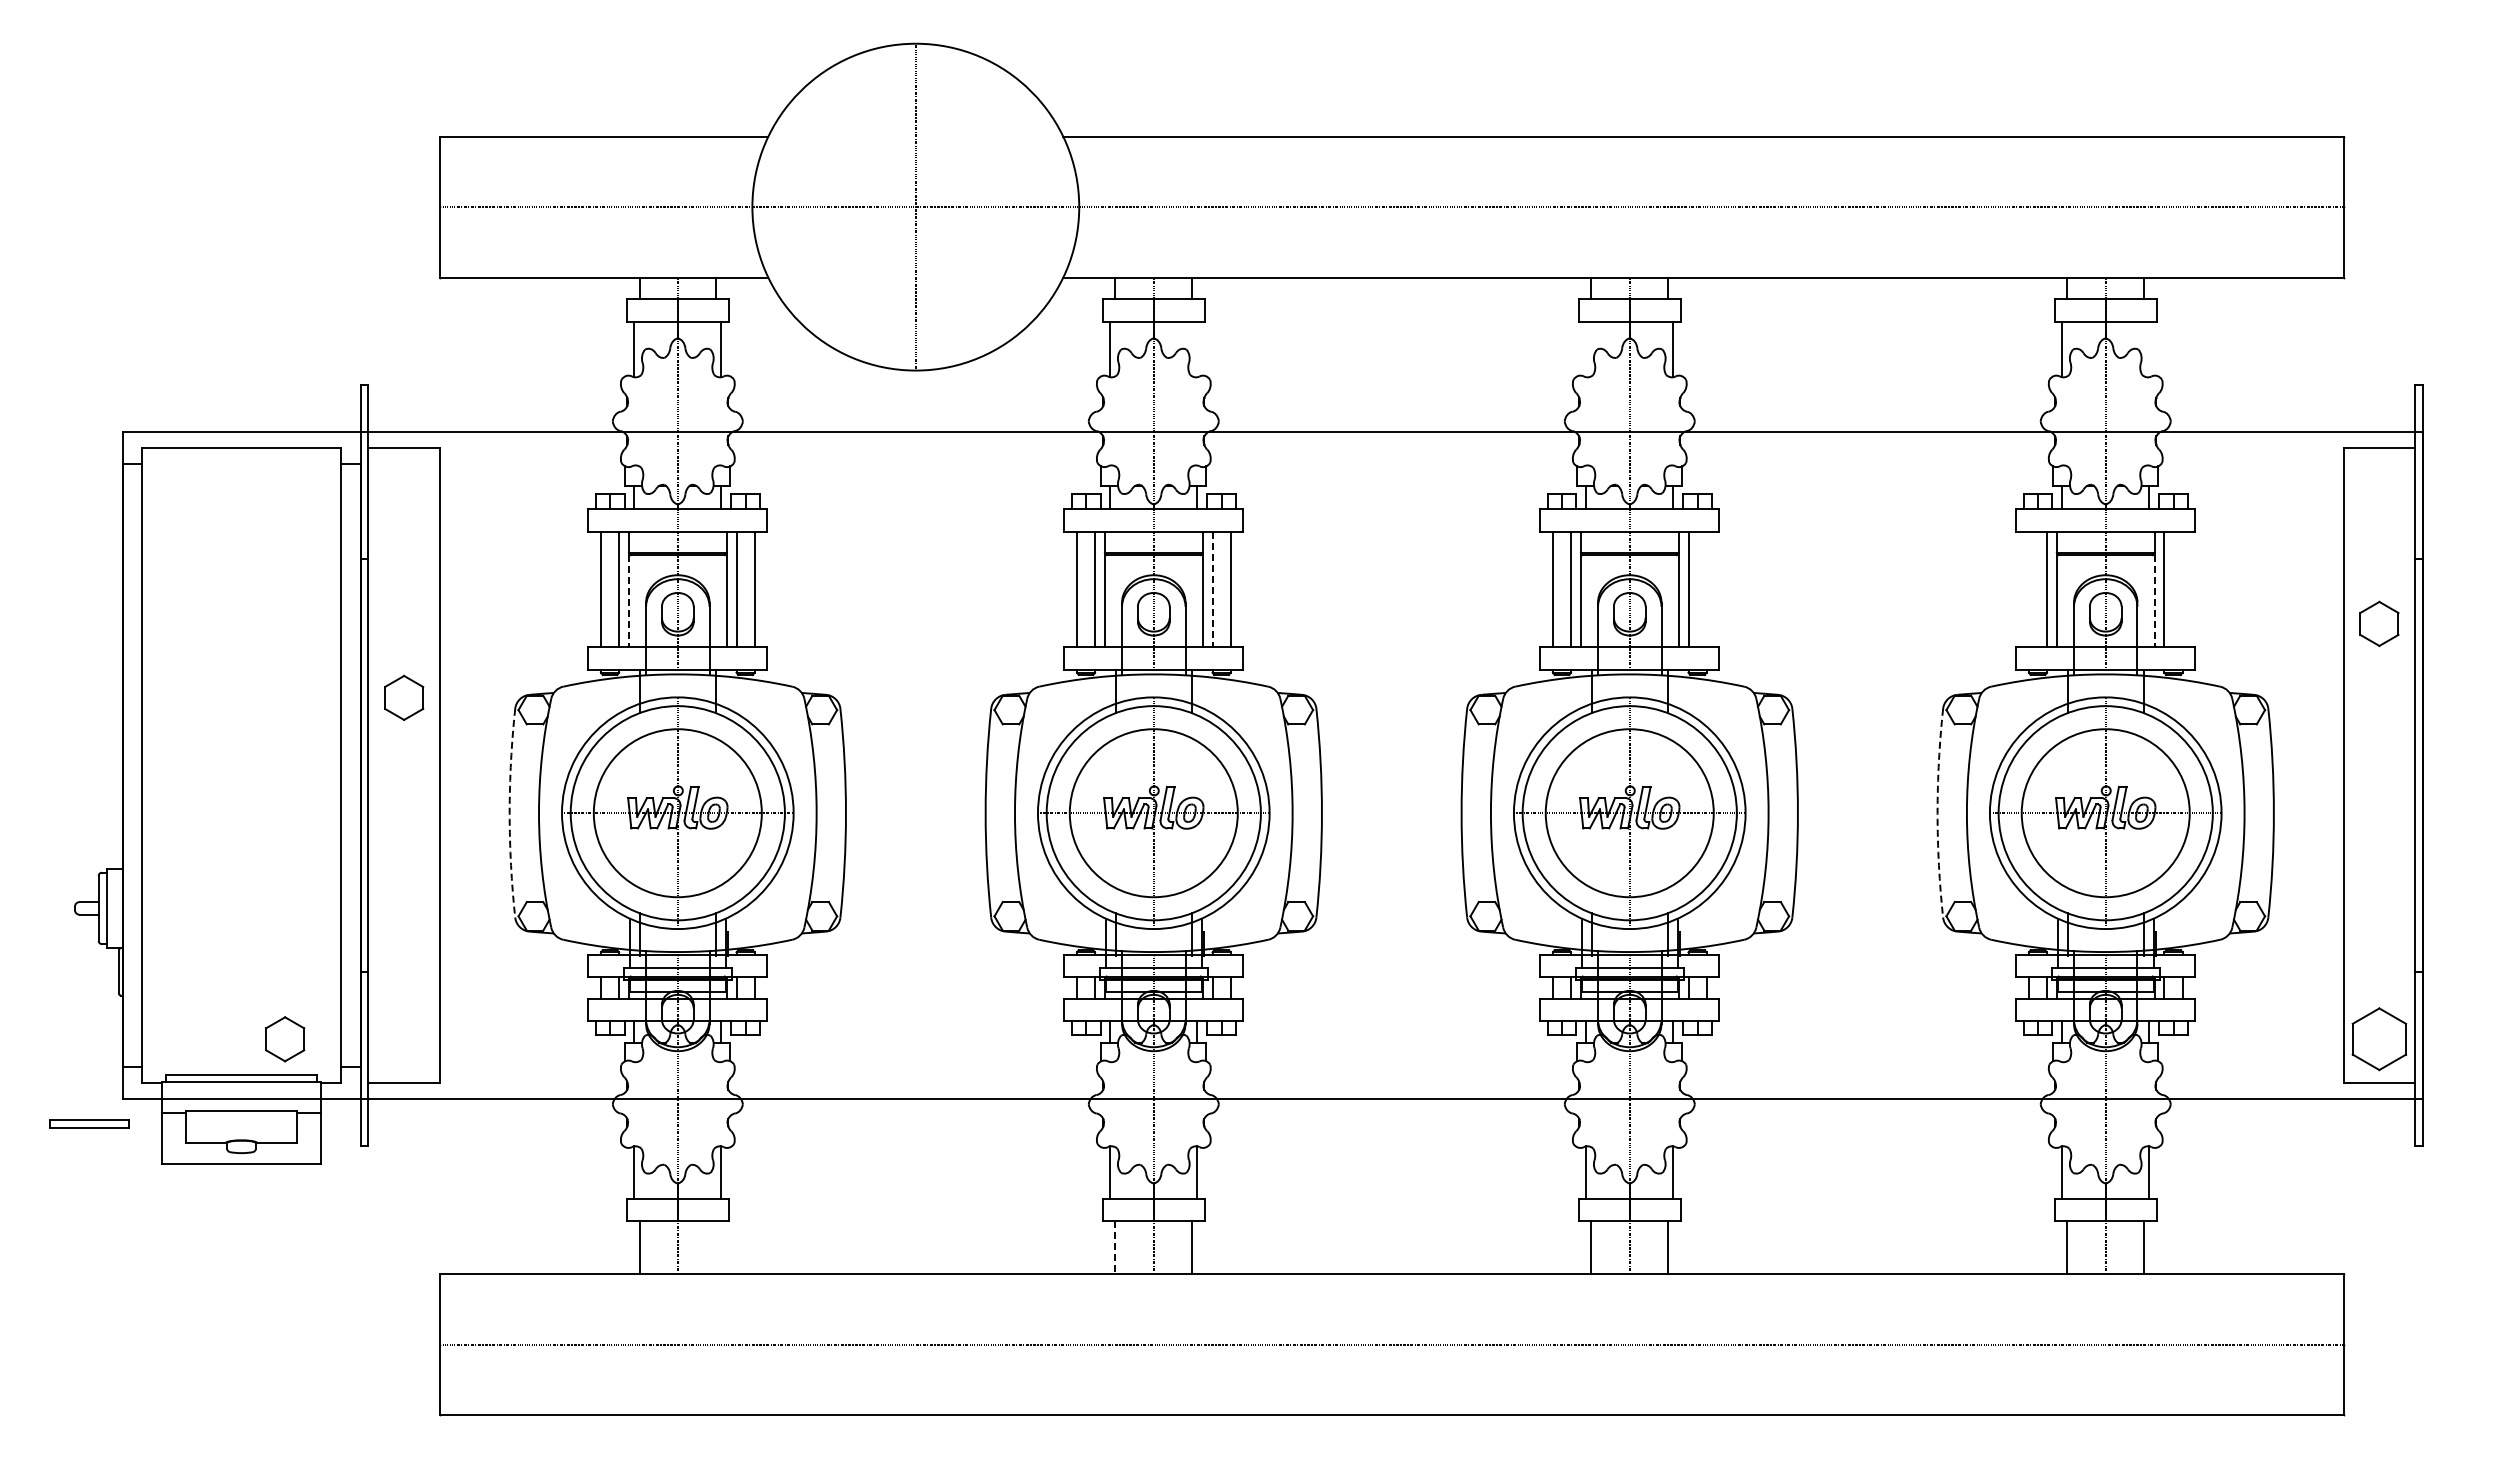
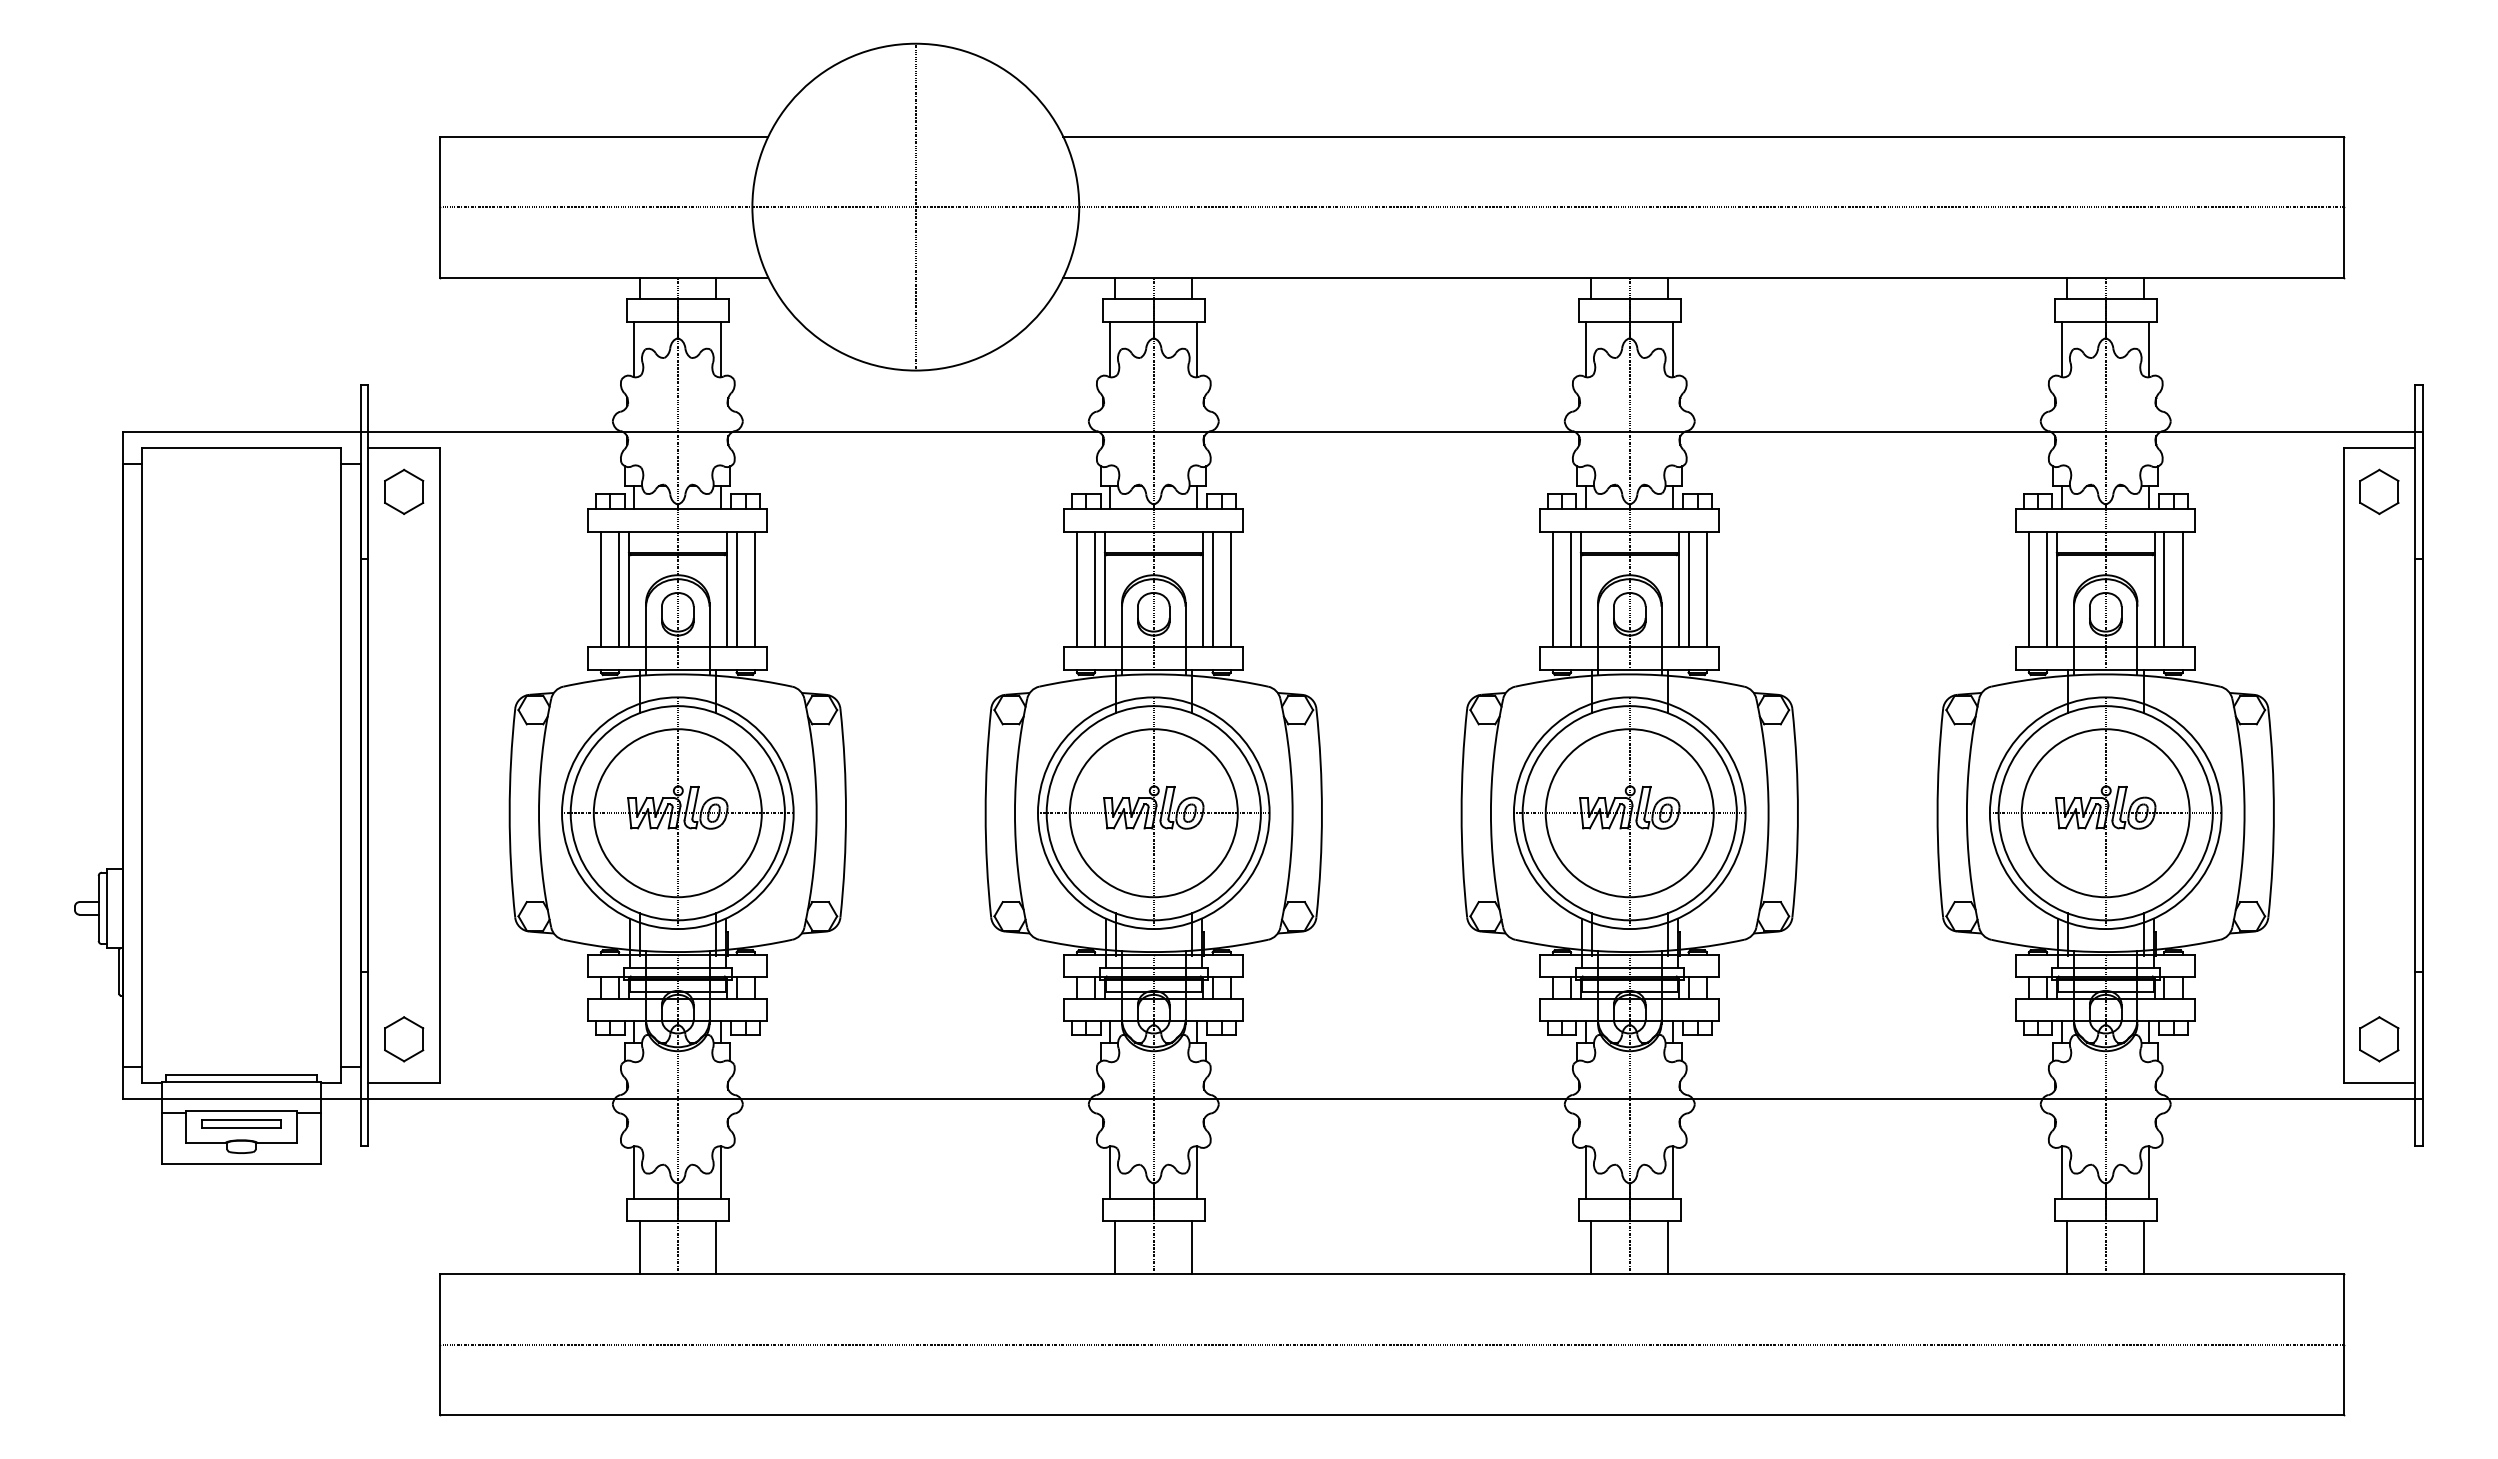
line: none -> present (1197, 349)
line: none -> present (1586, 349)
line: none -> present (2149, 349)
line: dashed -> solid (1212, 589)
line: none -> present (1706, 589)
line: none -> present (2028, 589)
line: none -> present (2182, 589)
line: dashed -> solid (629, 601)
line: dashed -> solid (2154, 601)
part position: (2379, 623) -> (2379, 491) (2379, 491)
part position: (404, 697) -> (404, 491) (404, 491)
arc: dashed -> solid (509, 813)
arc: dashed -> solid (1937, 813)
part position: (285, 1039) -> (404, 1039) (404, 1039)
part size: 57x65 px -> 41x47 px (2379, 1039)
part position: (89, 1123) -> (241, 1123) (241, 1123)
line: none -> present (716, 1247)
line: dashed -> solid (1115, 1247)
